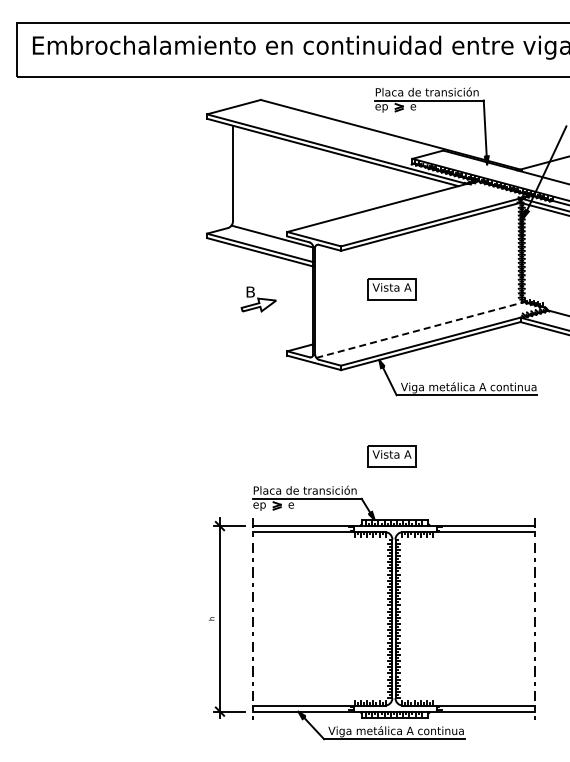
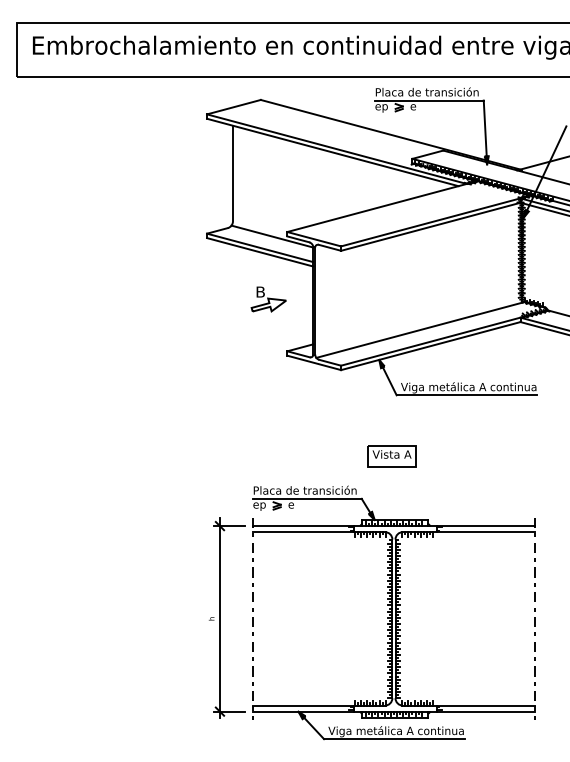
part: present -> none (391, 289)
part position: (258, 299) -> (268, 299) (268, 299)
line: dashed -> solid (421, 329)
